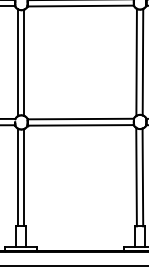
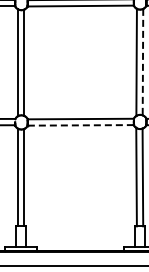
line: solid -> dashed (142, 62)
line: solid -> dashed (80, 125)
